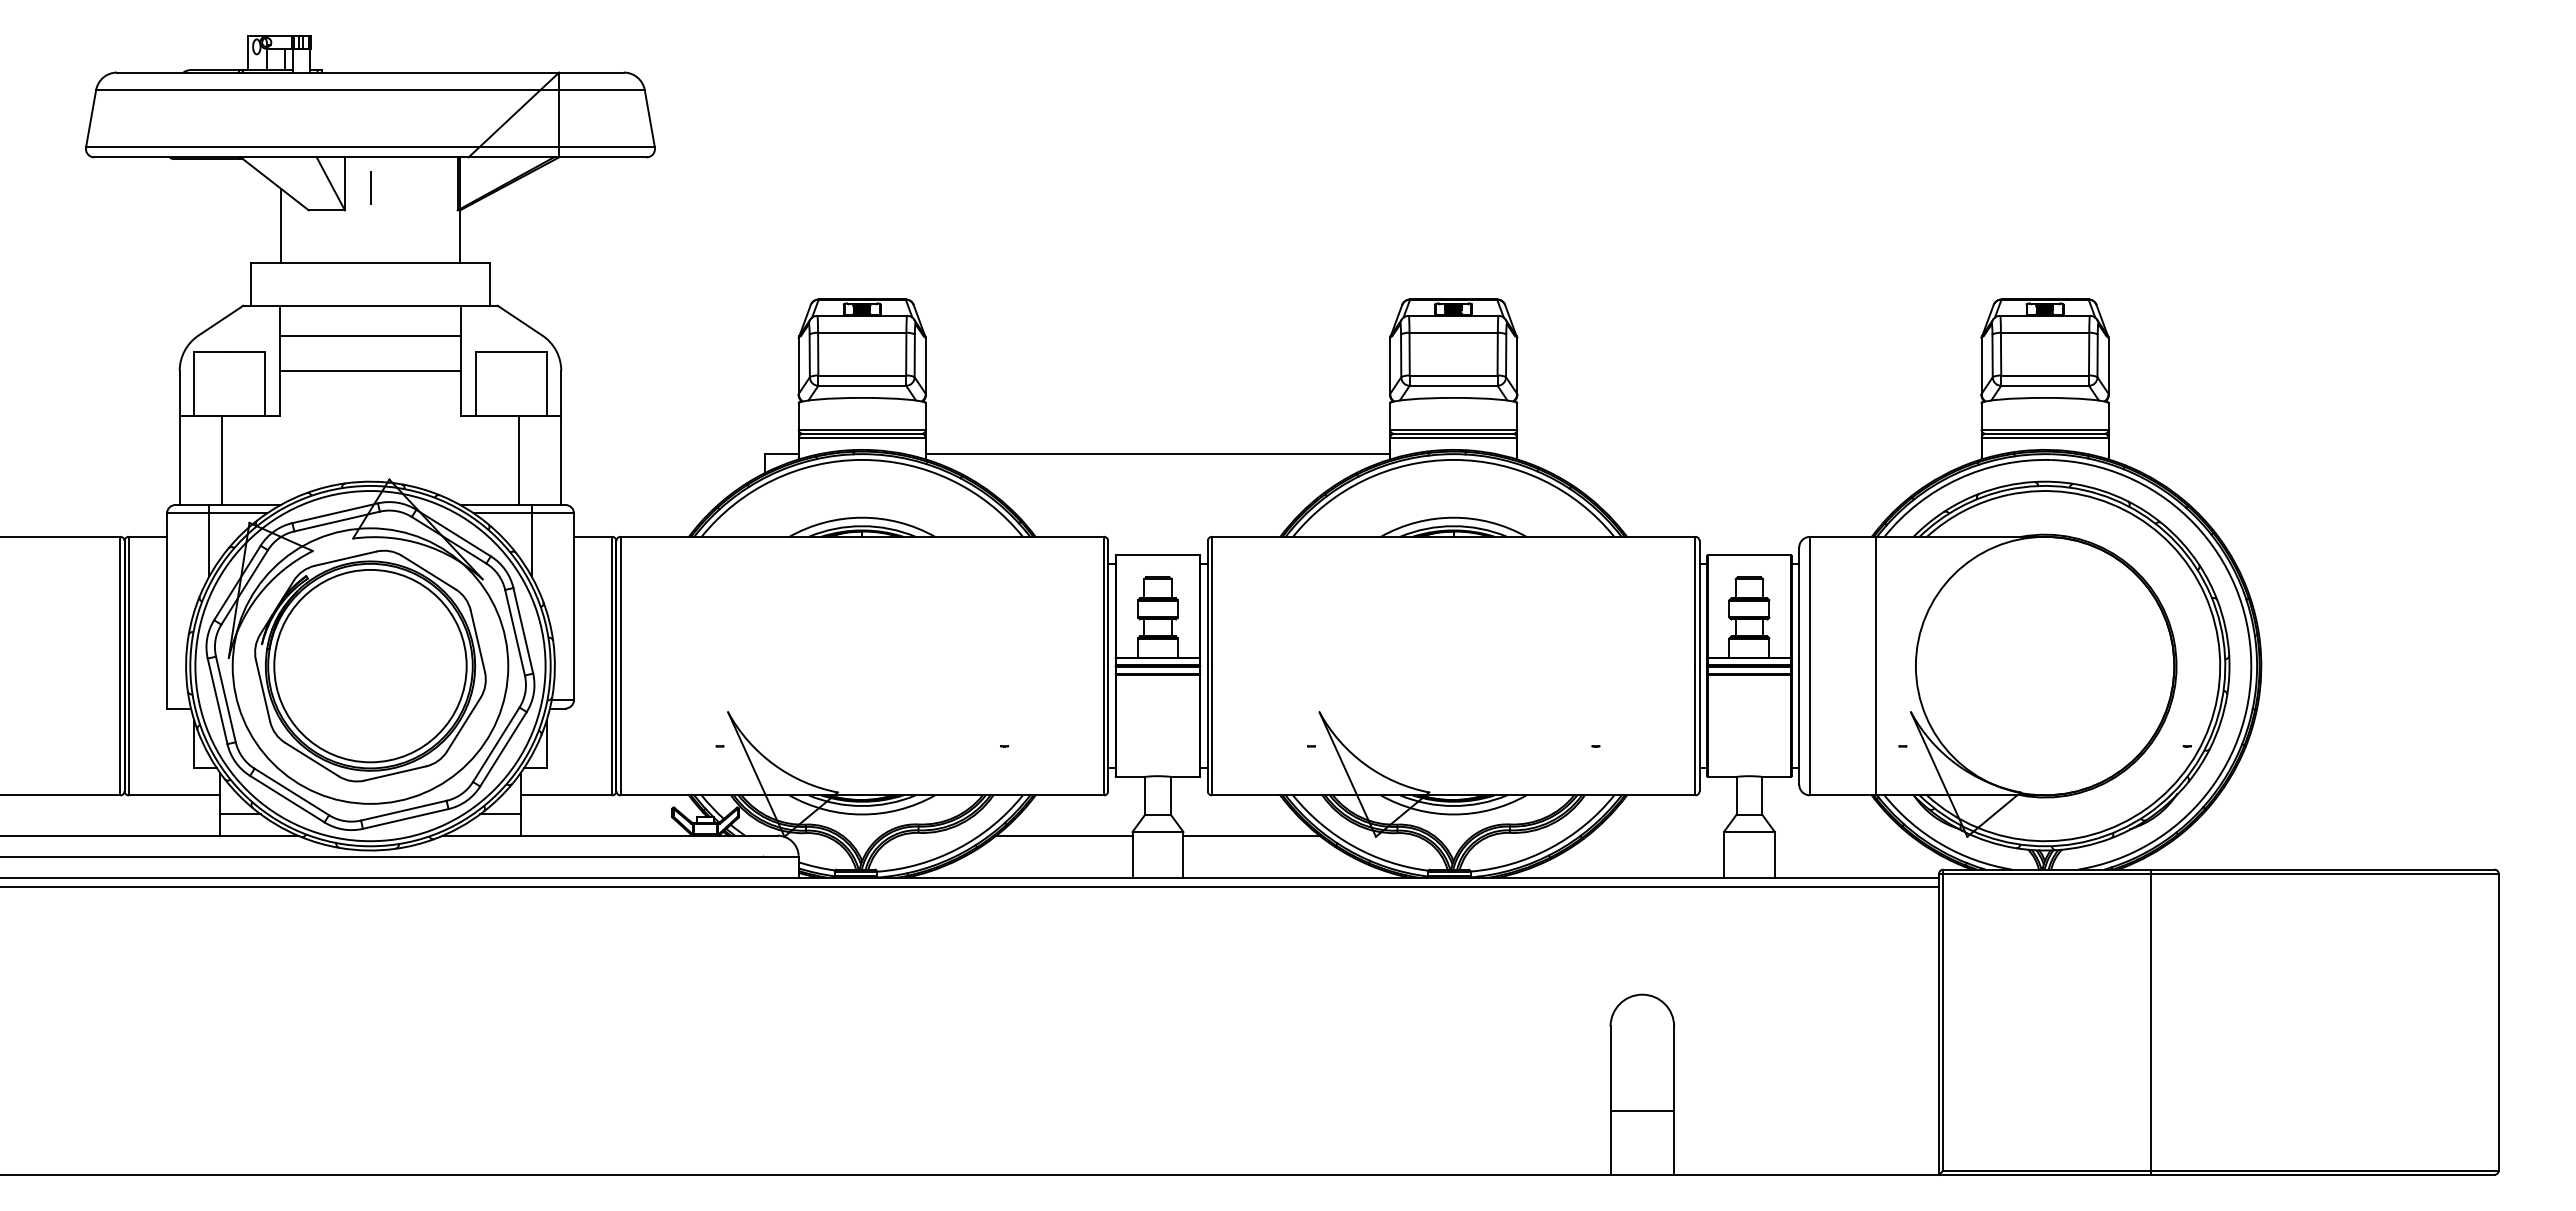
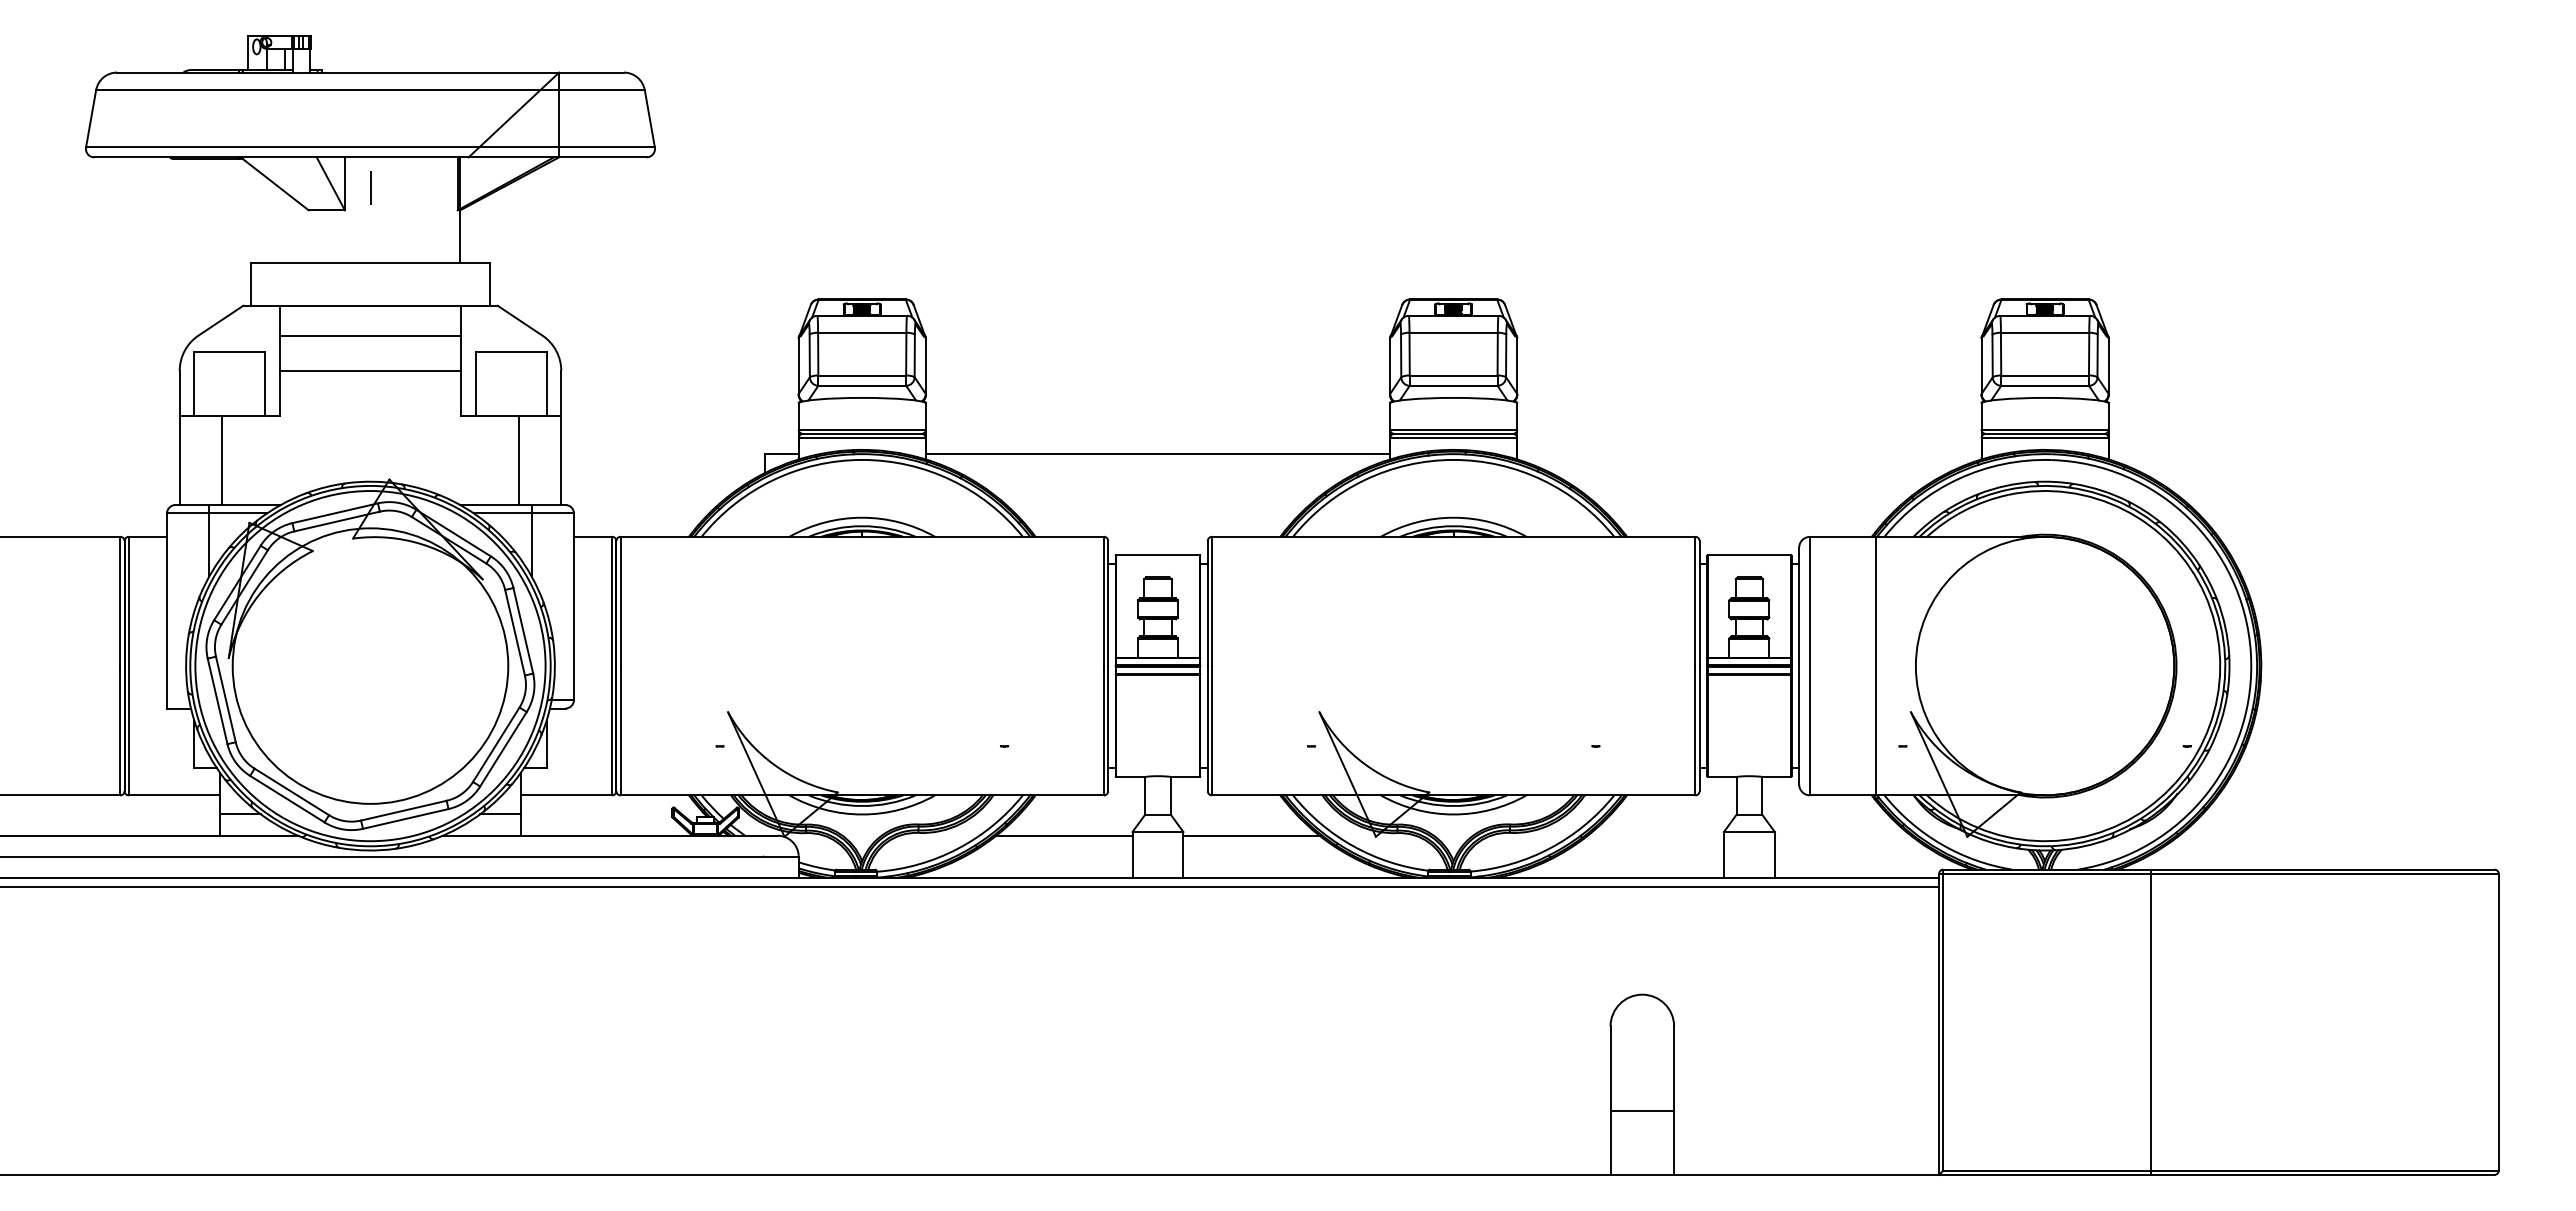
line: present -> none (280, 225)
part: present -> none (370, 665)
